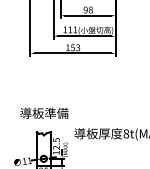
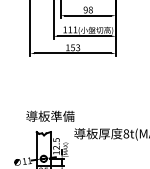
text position: (44, 112) -> (50, 115) (50, 115)
